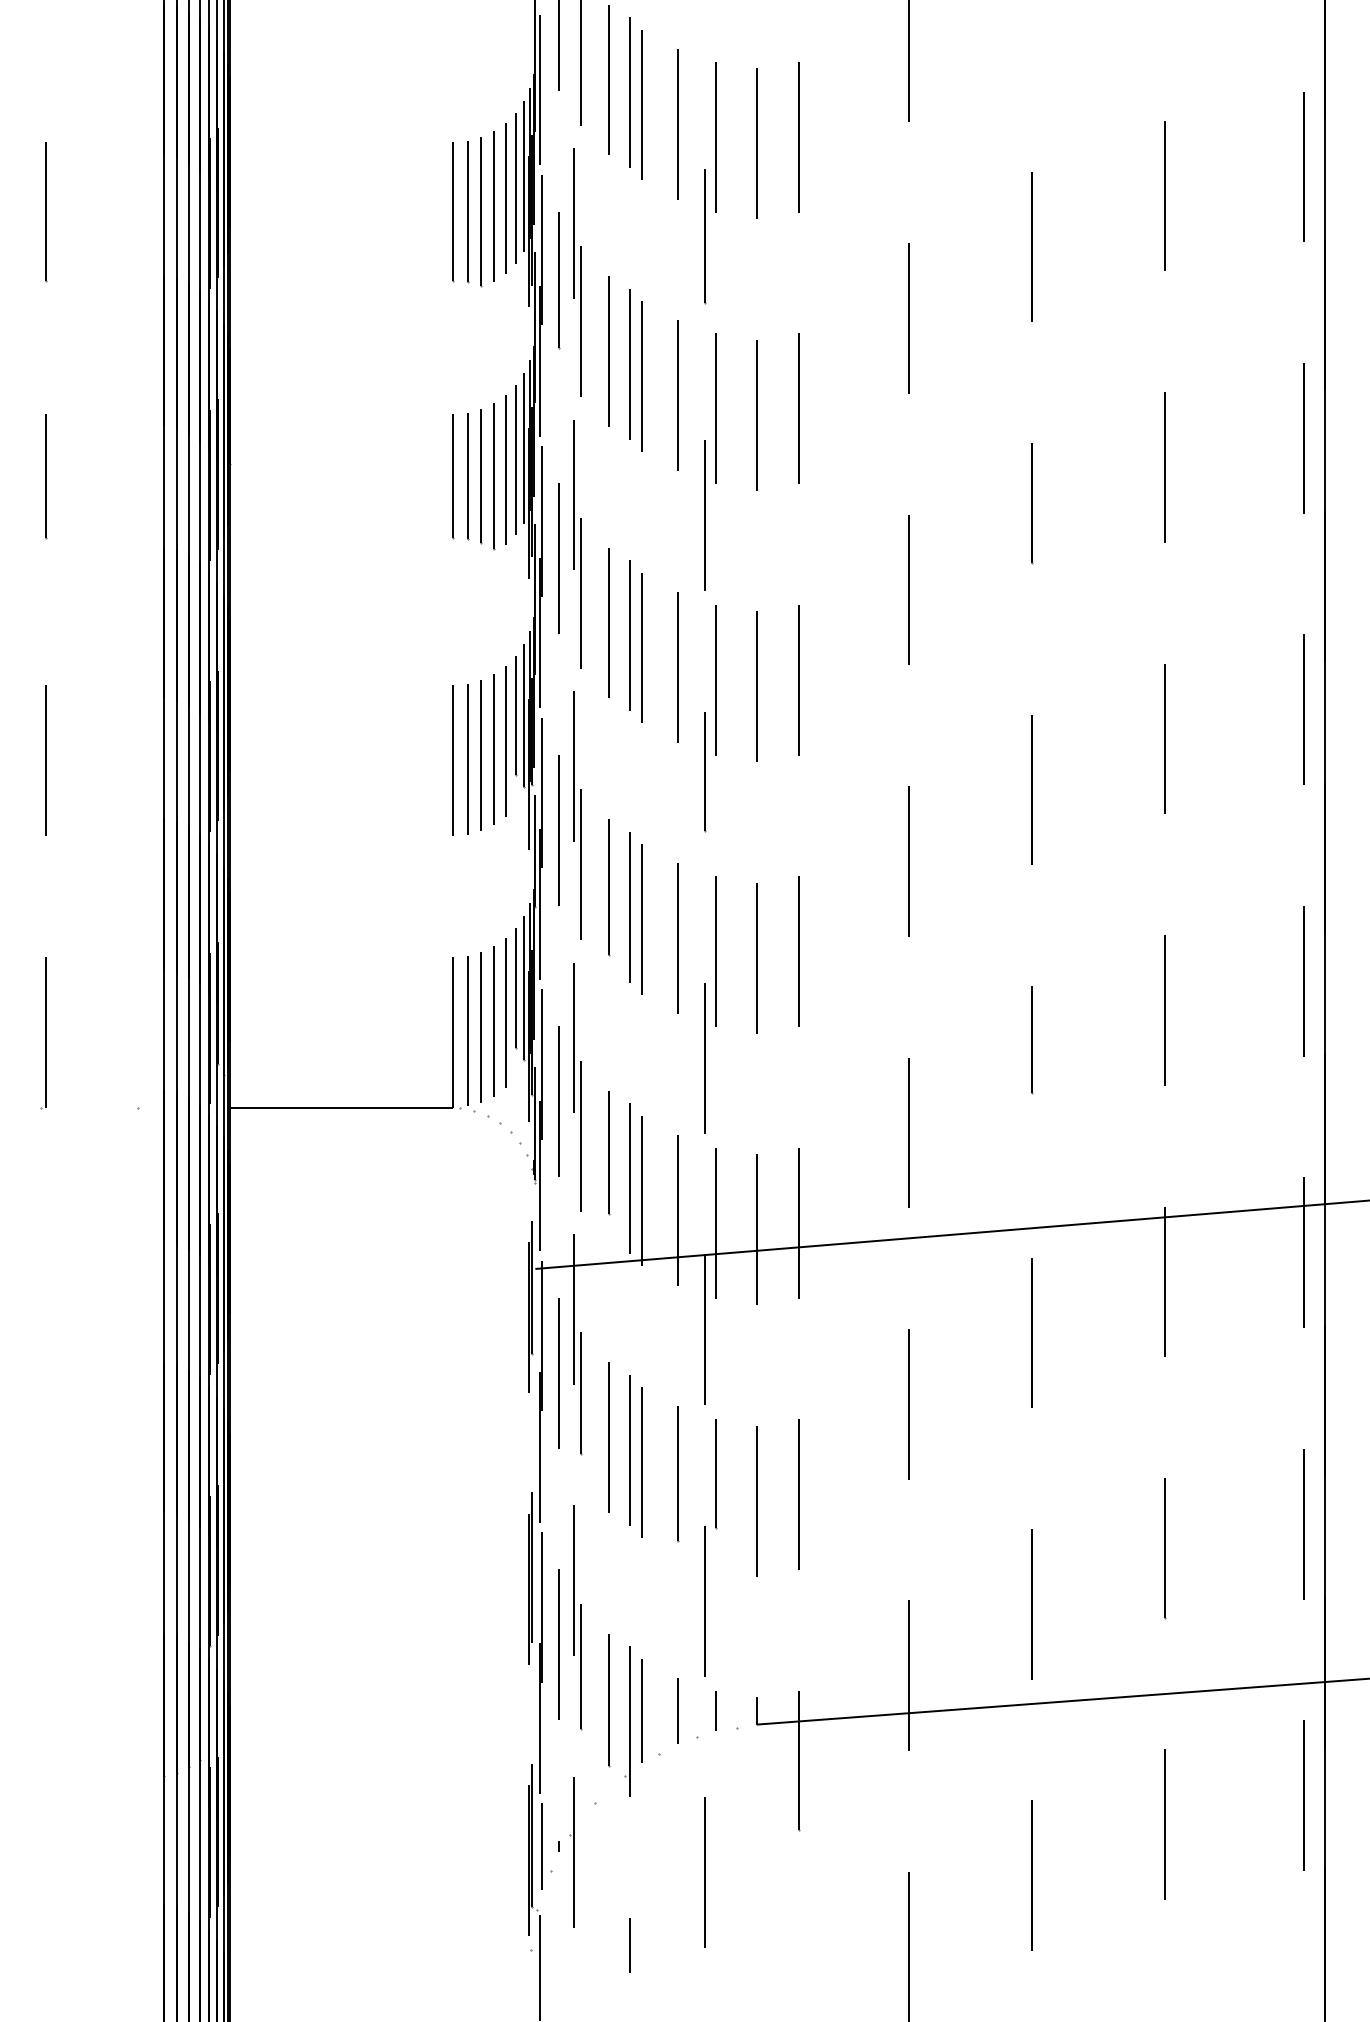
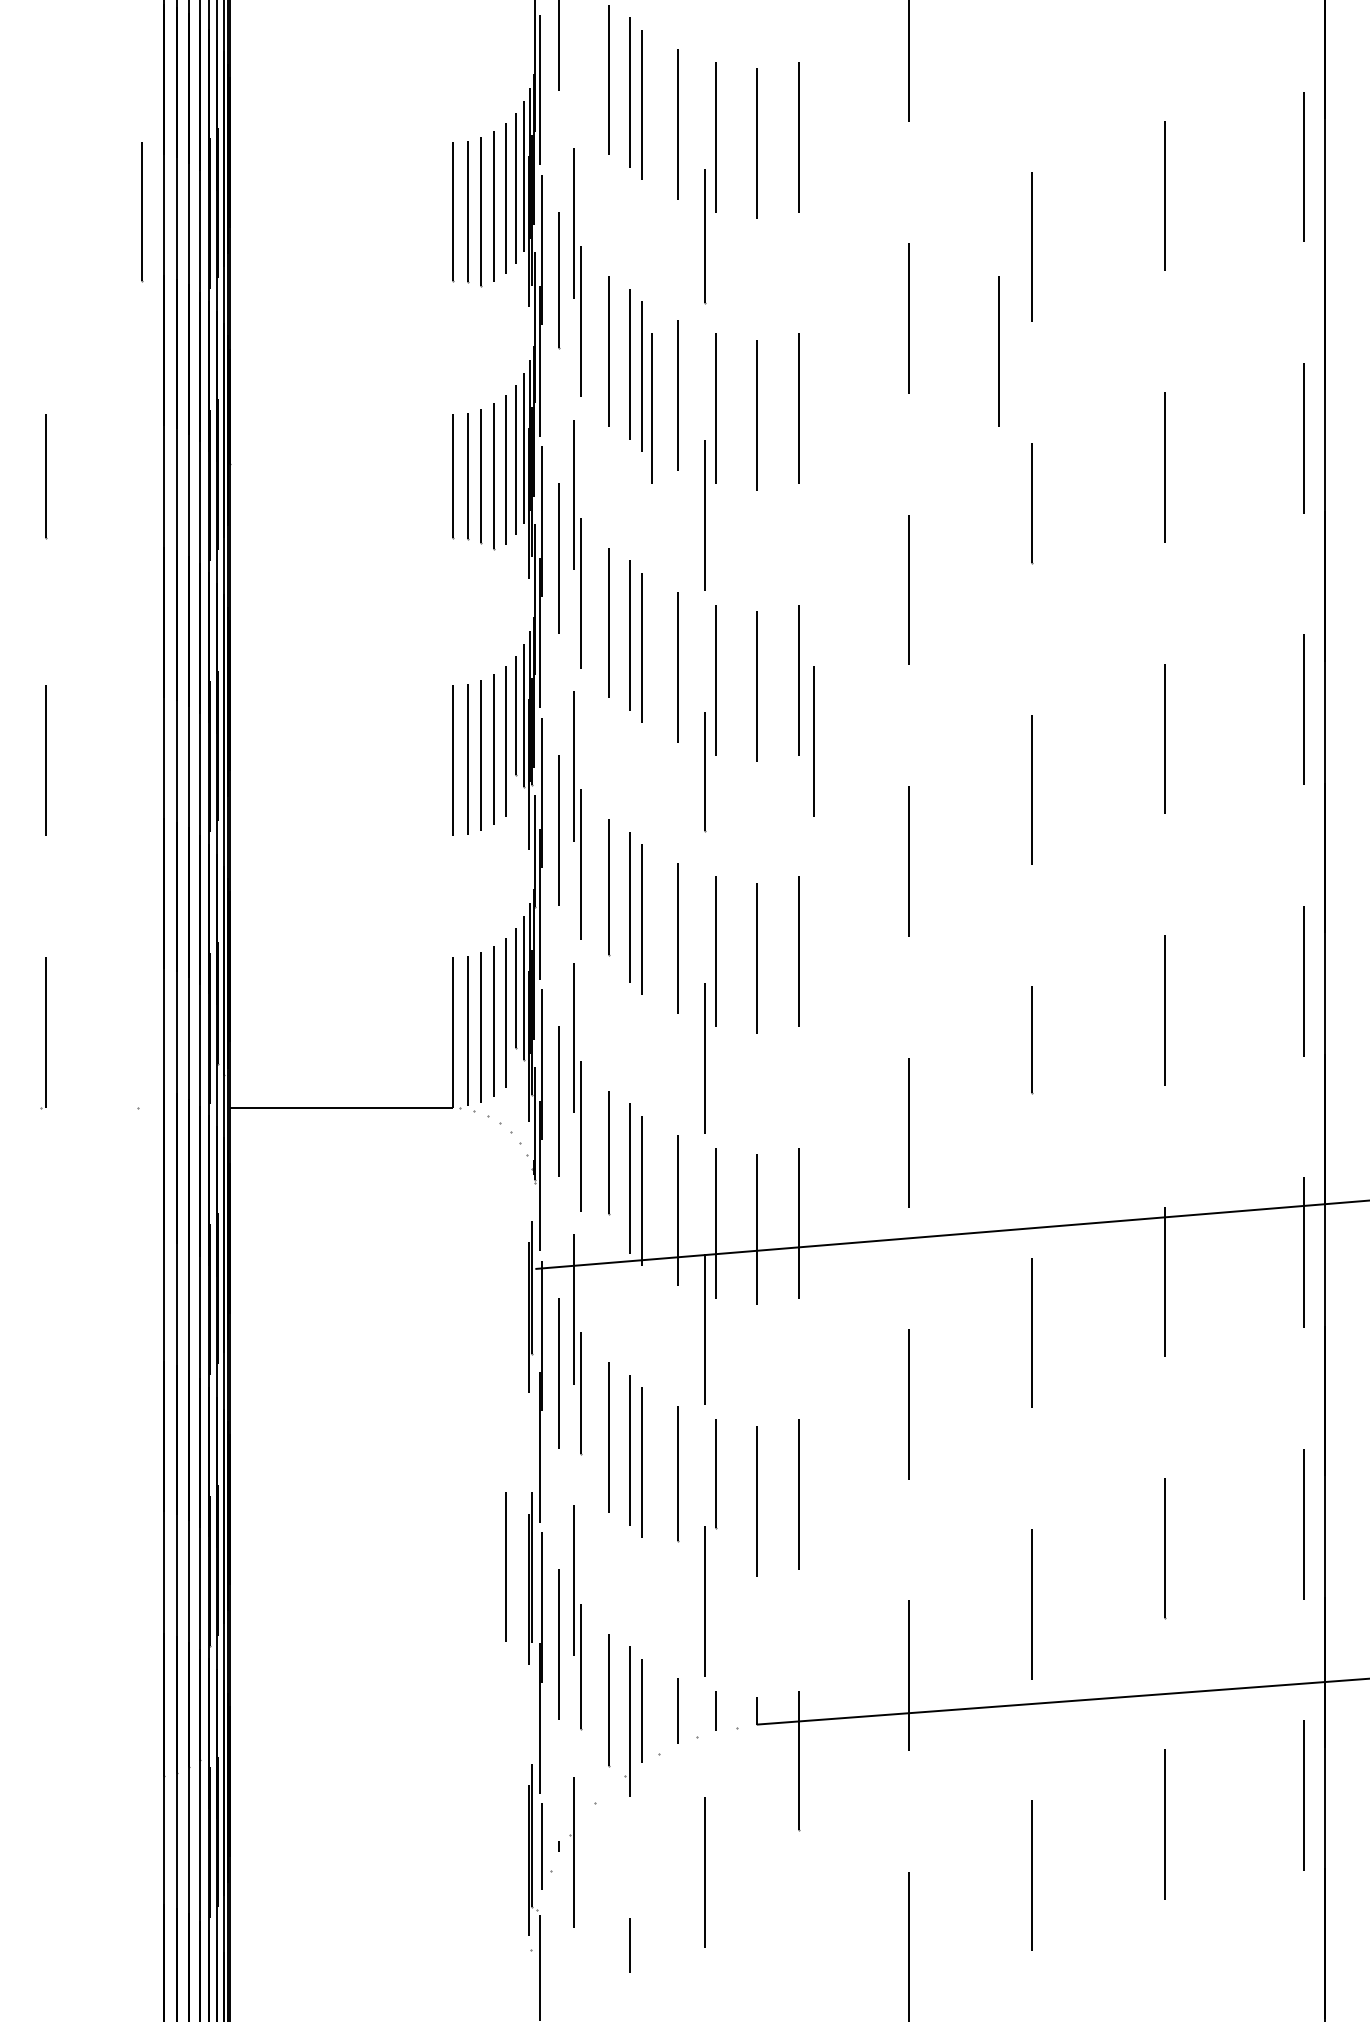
line: present -> none (581, 63)
line position: (46, 212) -> (142, 212) (142, 212)
line: none -> present (998, 351)
line: none -> present (651, 408)
line: none -> present (813, 741)
line: none -> present (505, 1566)
